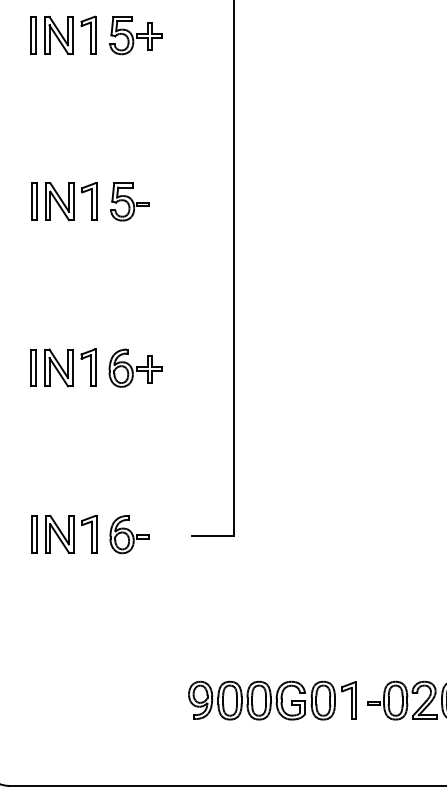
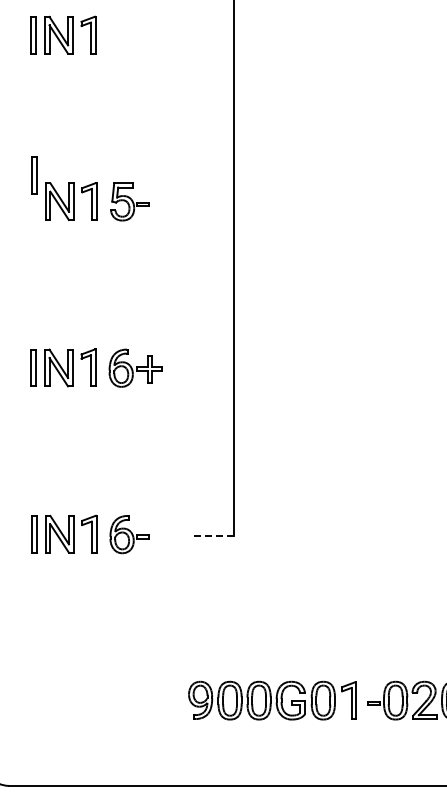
part: present -> none (135, 35)
part position: (34, 201) -> (34, 175) (34, 175)
line: solid -> dashed (212, 536)
